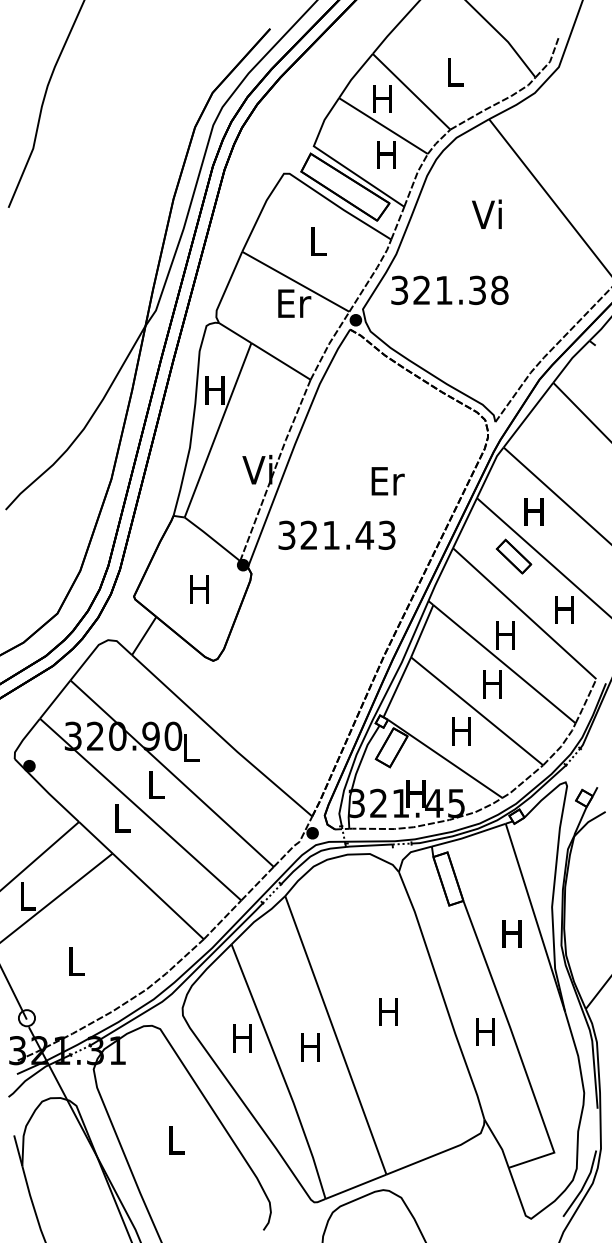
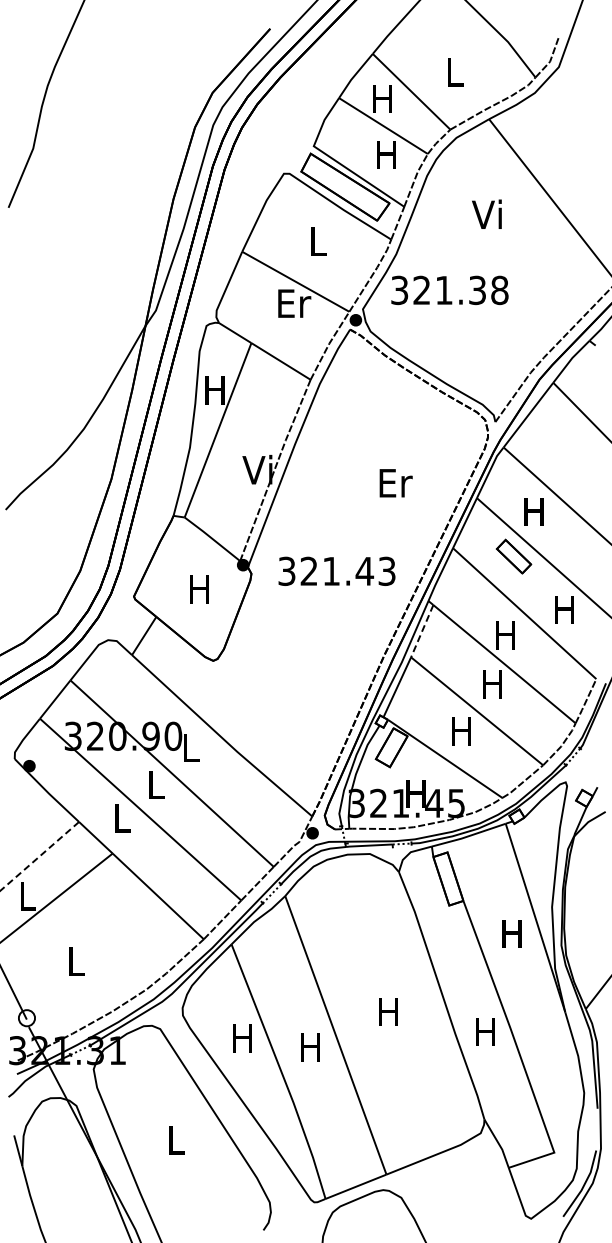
text position: (387, 481) -> (395, 483) (395, 483)
text position: (336, 534) -> (336, 570) (336, 570)
line: solid -> dashed (422, 631)
line: solid -> dashed (39, 856)
